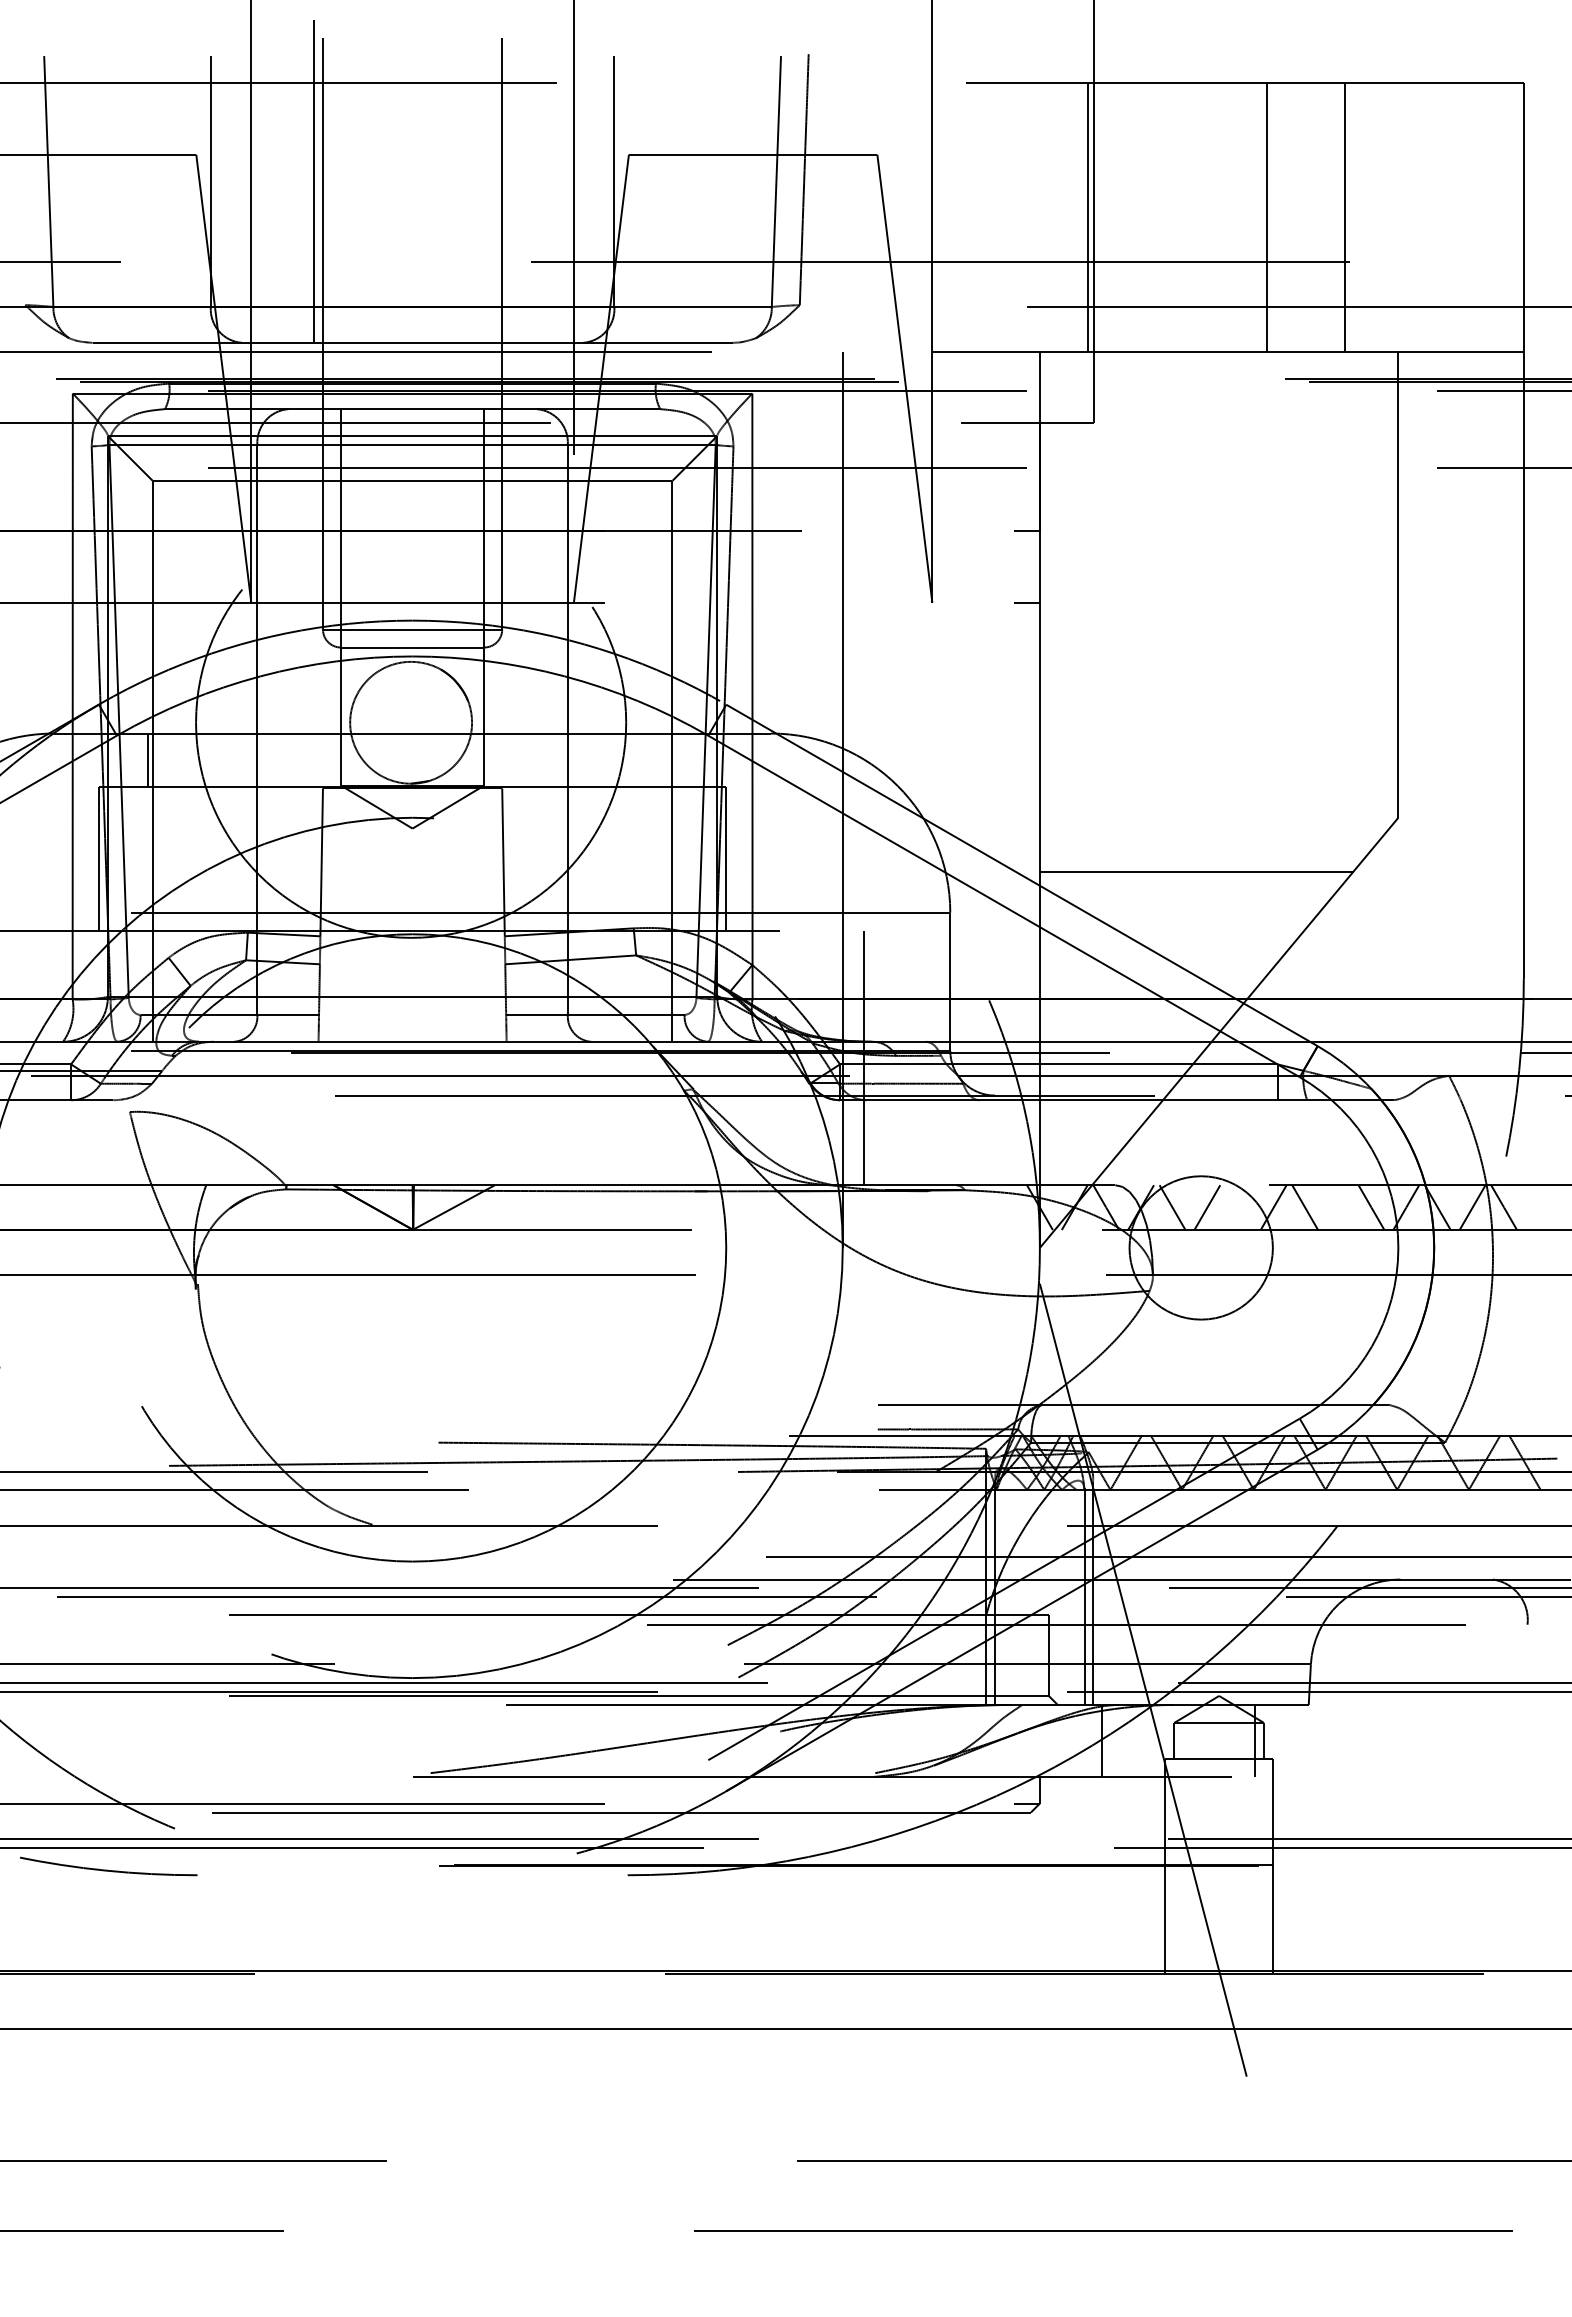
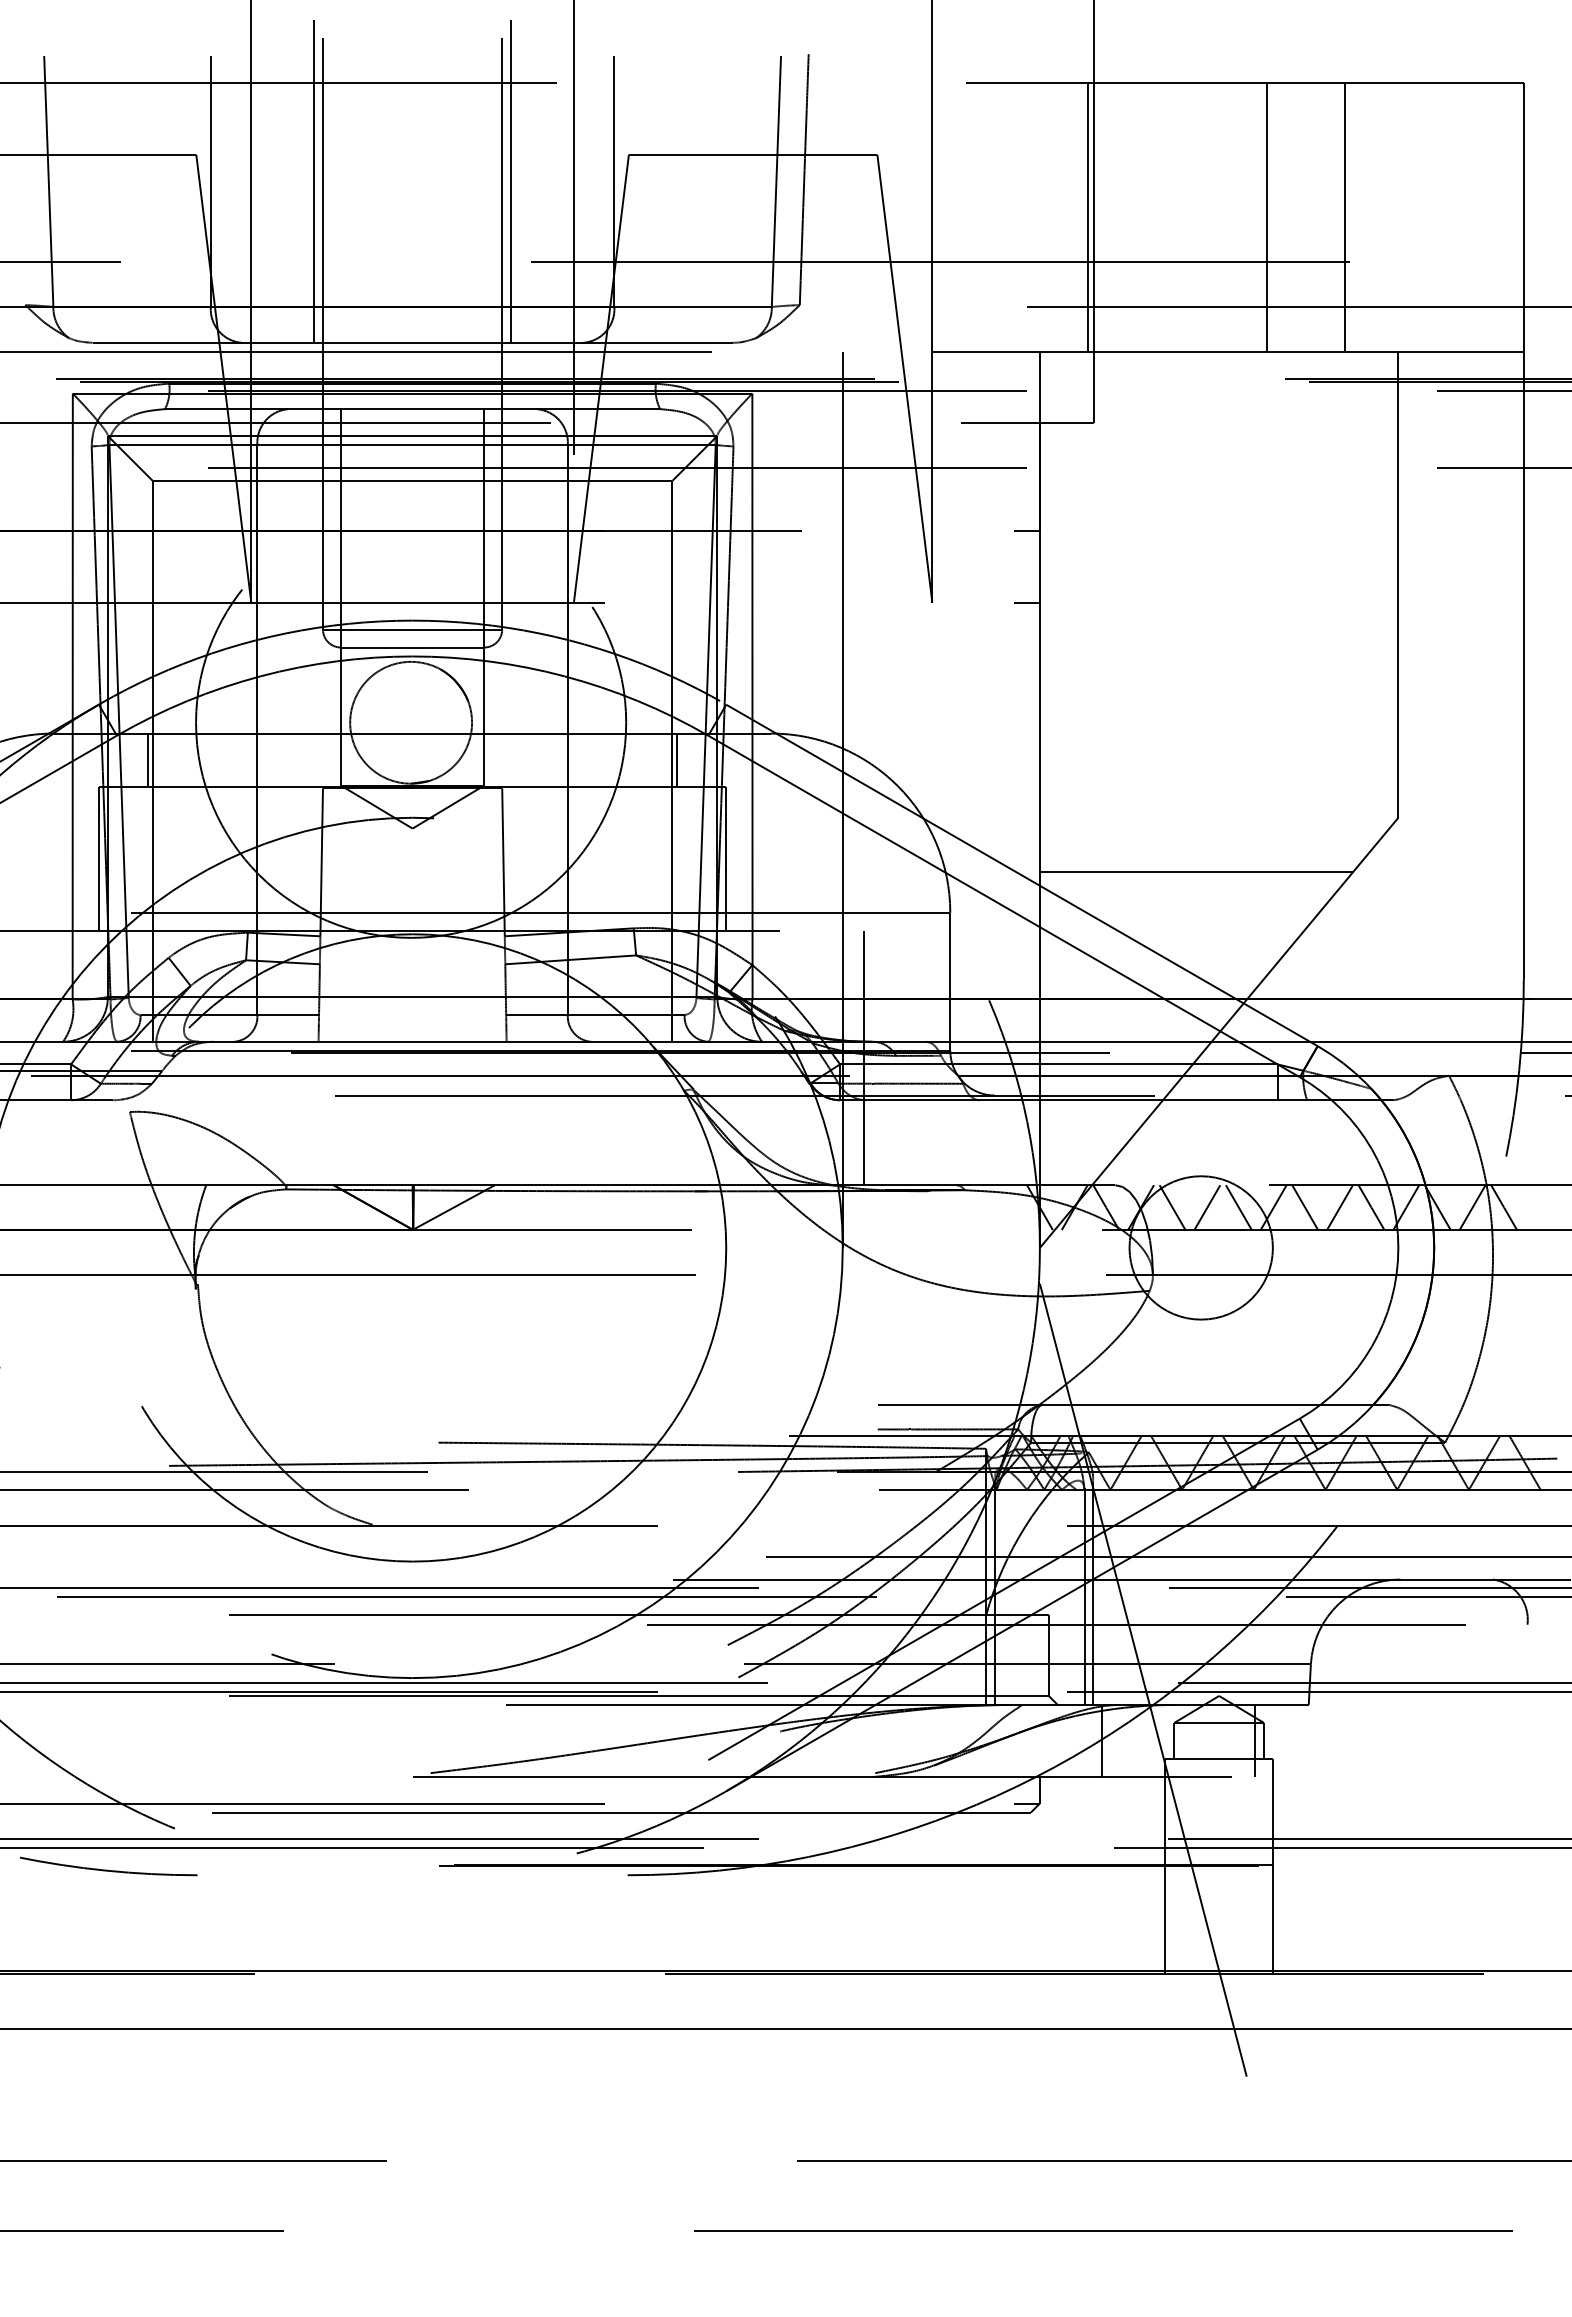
line: none -> present (511, 181)
line: none -> present (676, 760)
line: none -> present (1238, 1207)
line: none -> present (1339, 1207)
